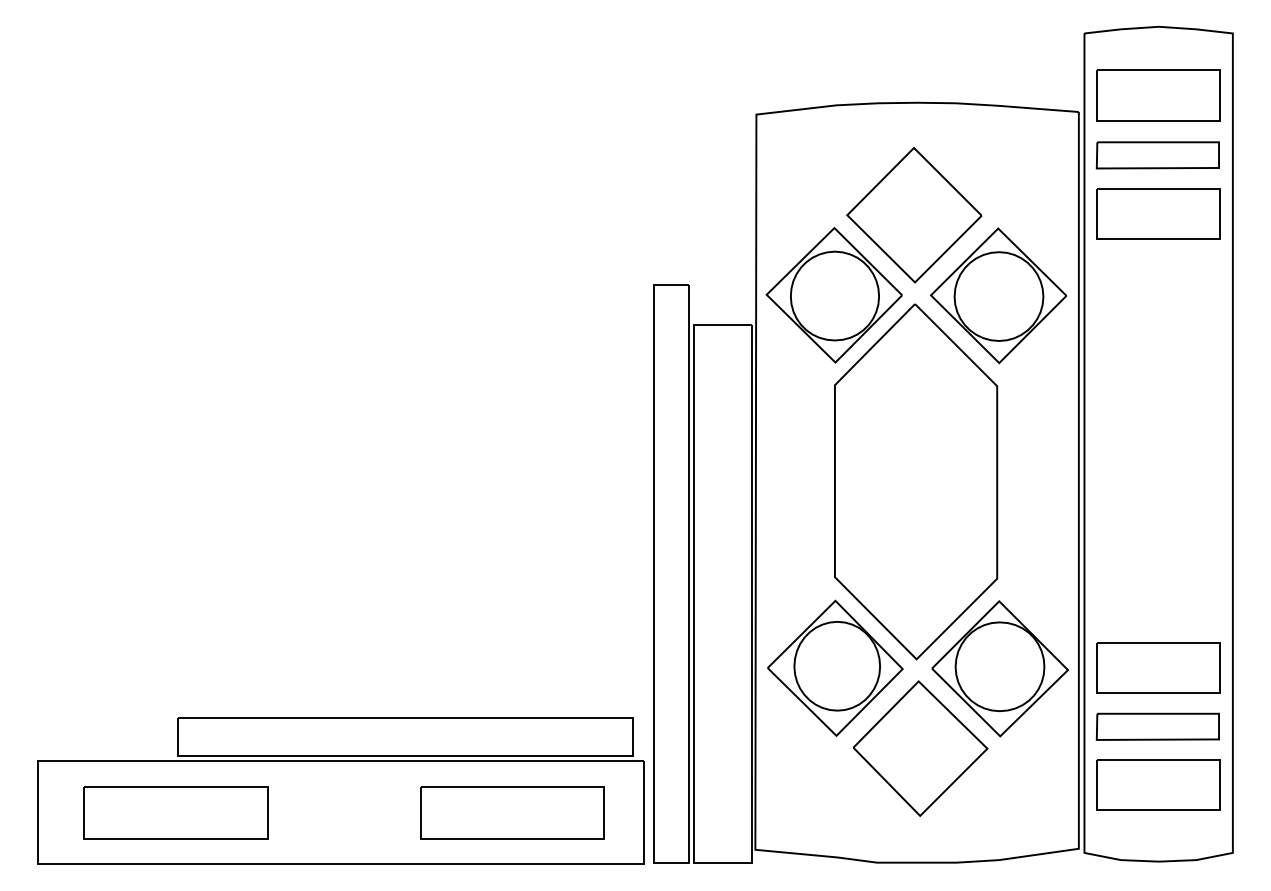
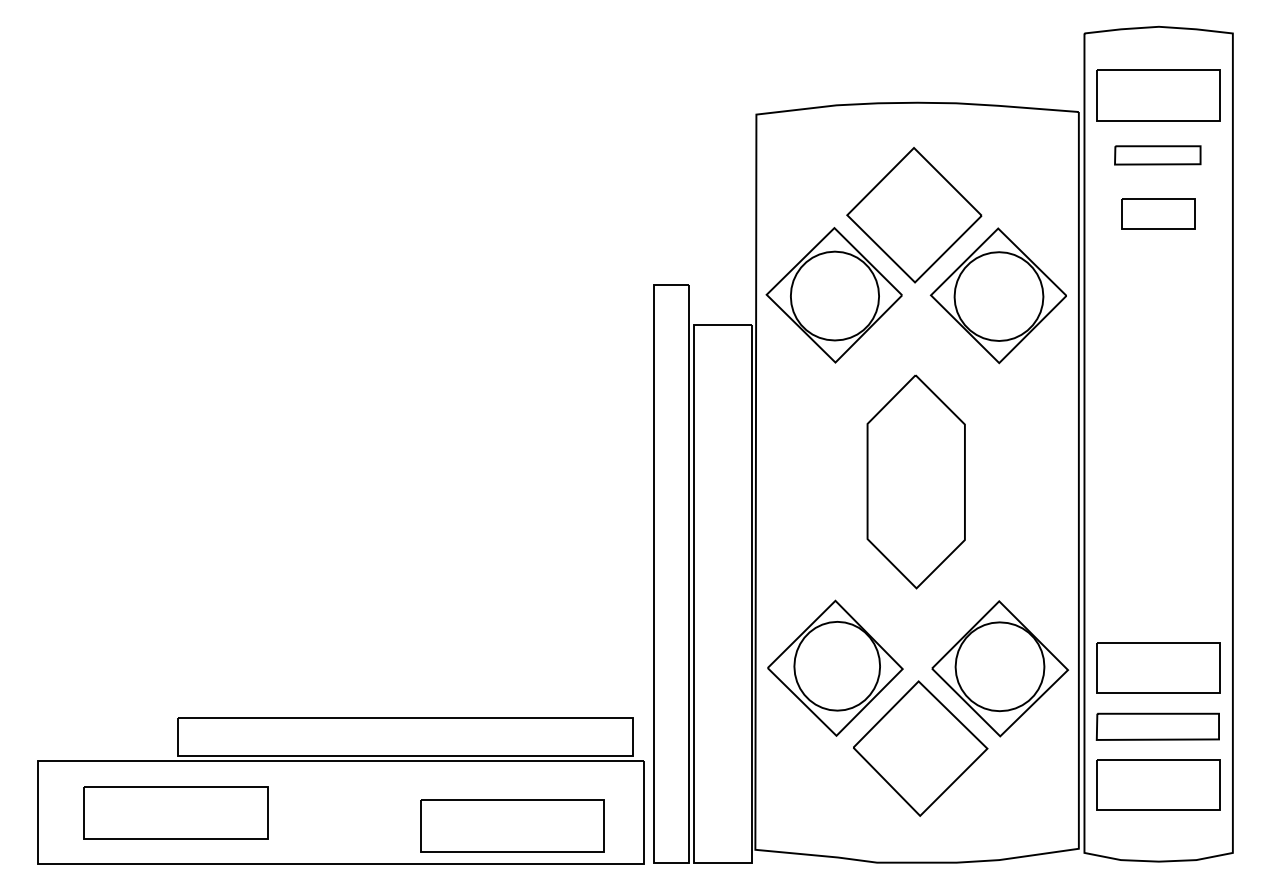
part size: 125x29 px -> 88x21 px (1157, 155)
part size: 125x52 px -> 75x32 px (1158, 213)
part size: 165x358 px -> 100x216 px (915, 481)
part position: (512, 812) -> (512, 825) (512, 825)
